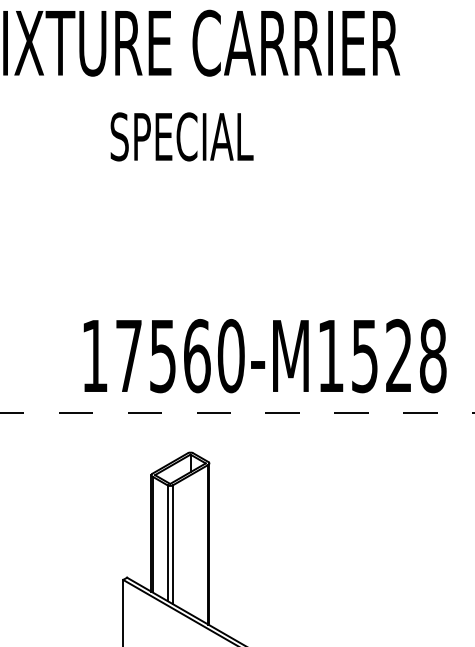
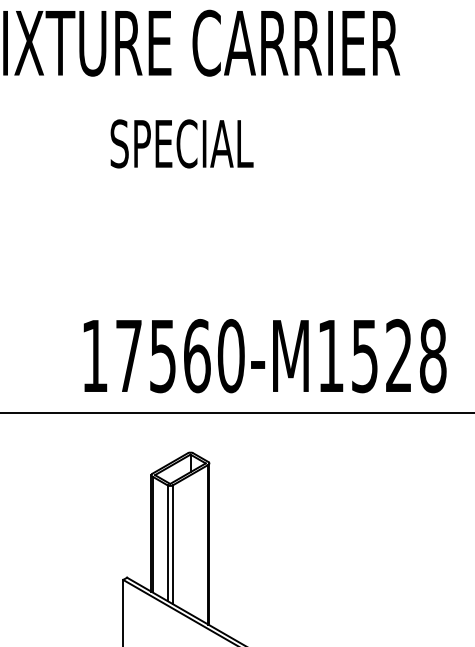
text position: (181, 136) -> (181, 143) (181, 143)
line: dashed -> solid (237, 413)
